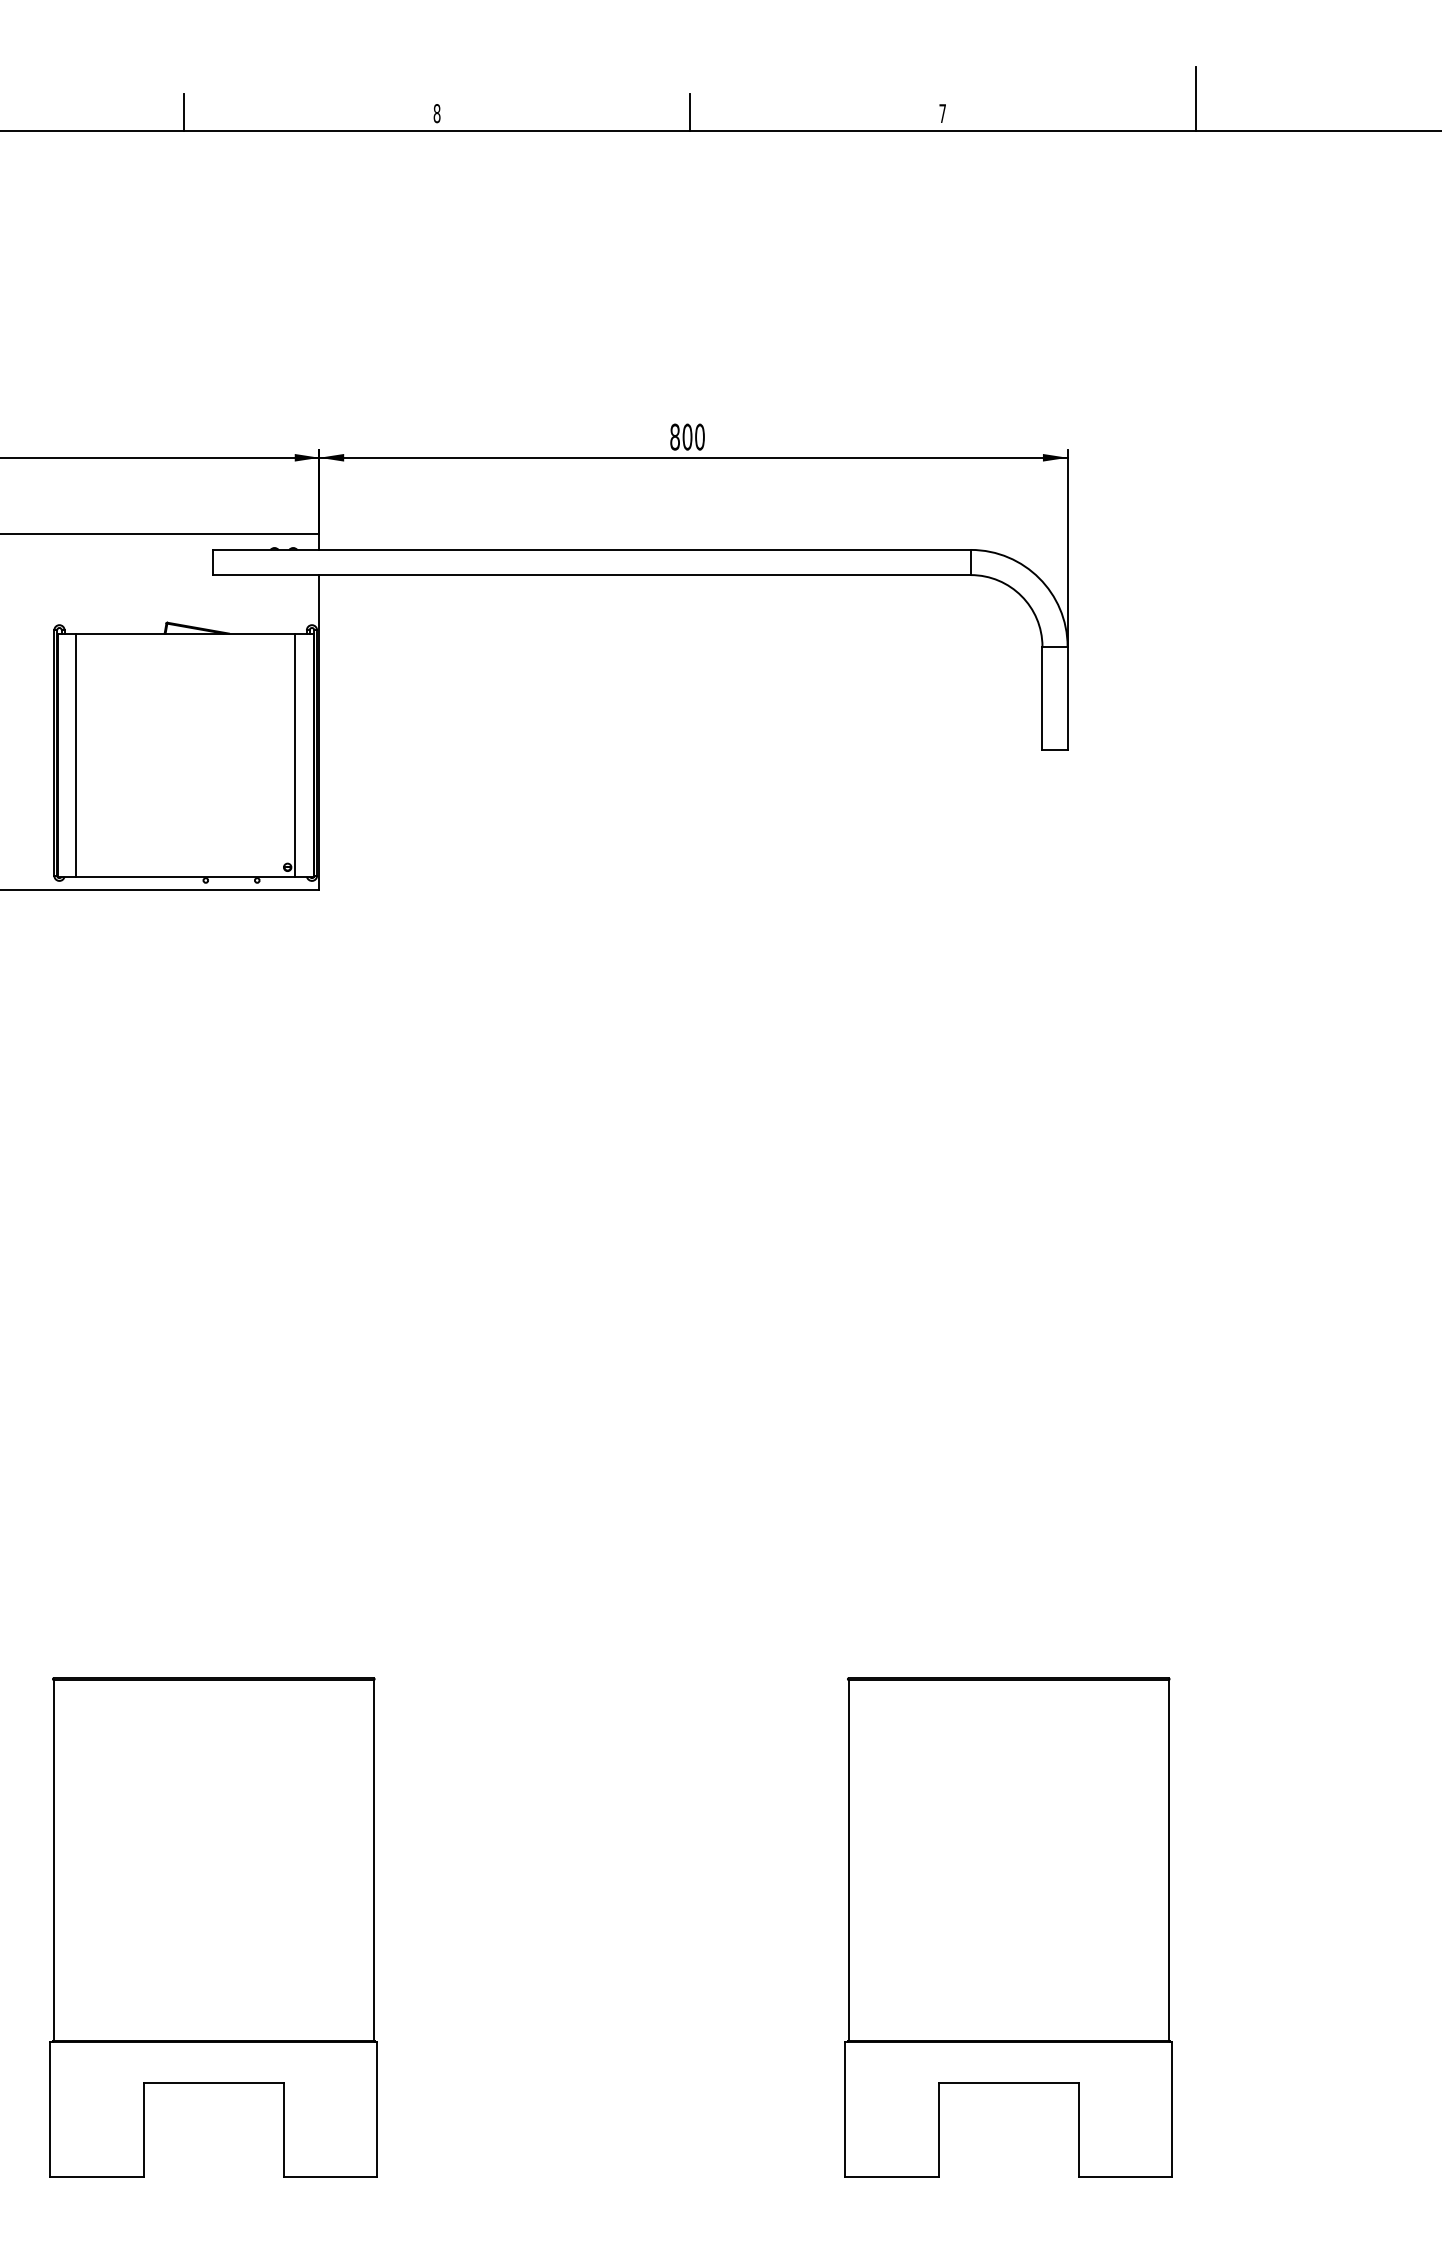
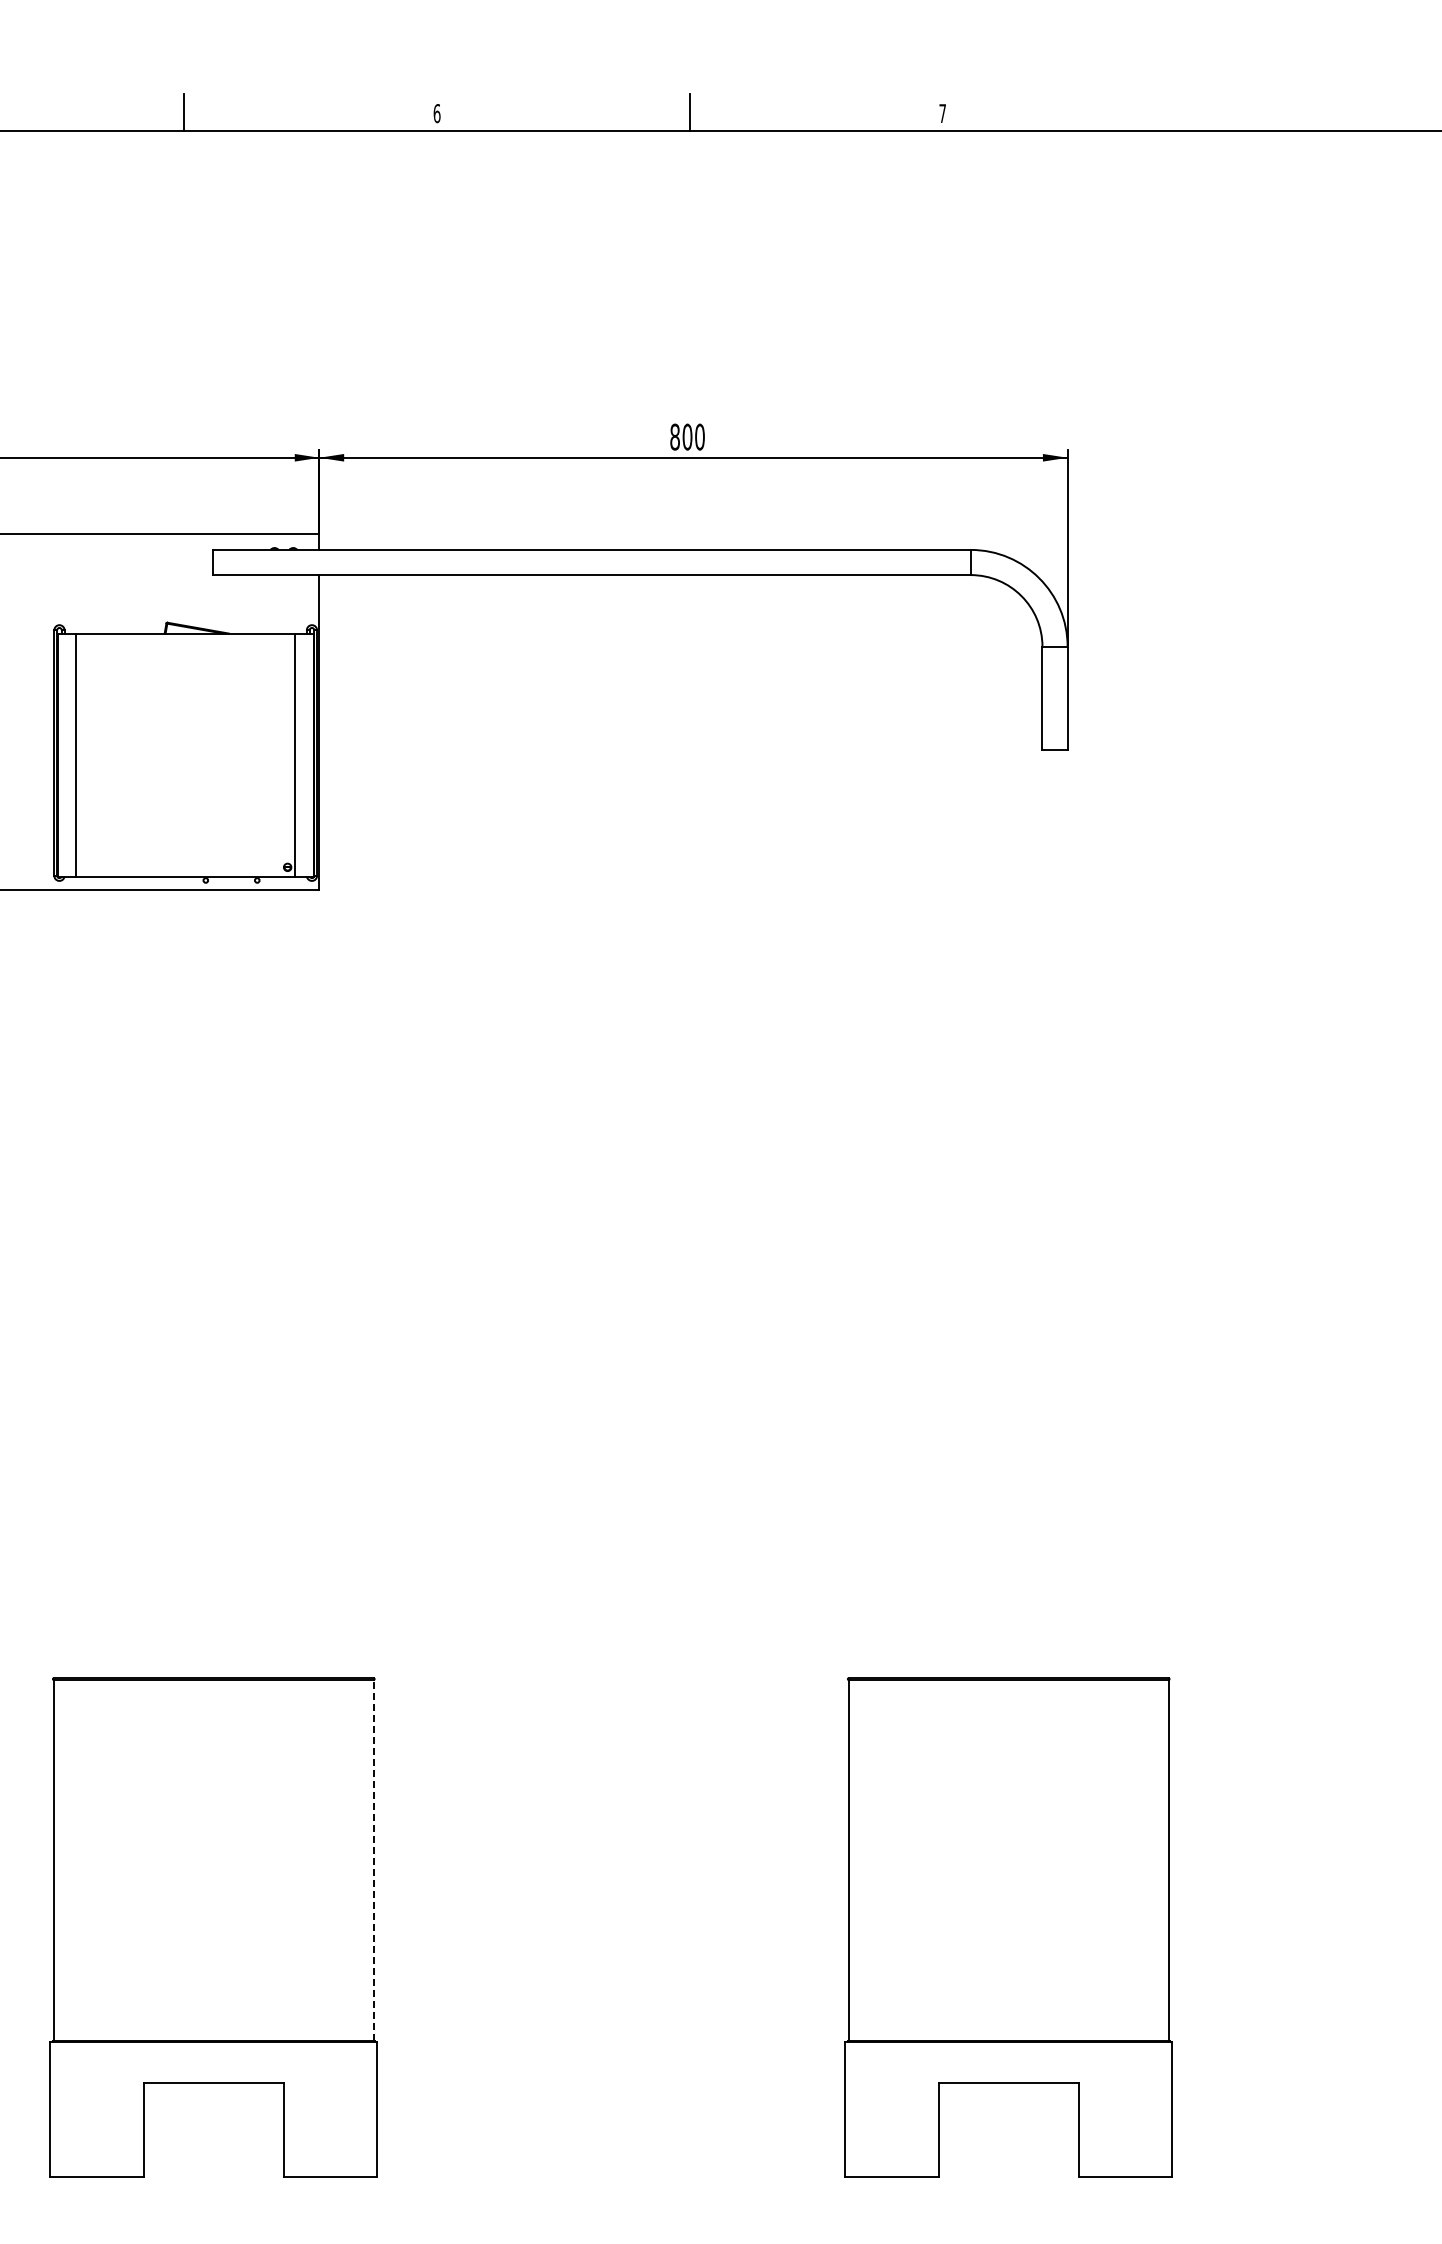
line: present -> none (1195, 98)
text: 8 -> 6 (436, 113)
line: solid -> dashed (373, 1860)
